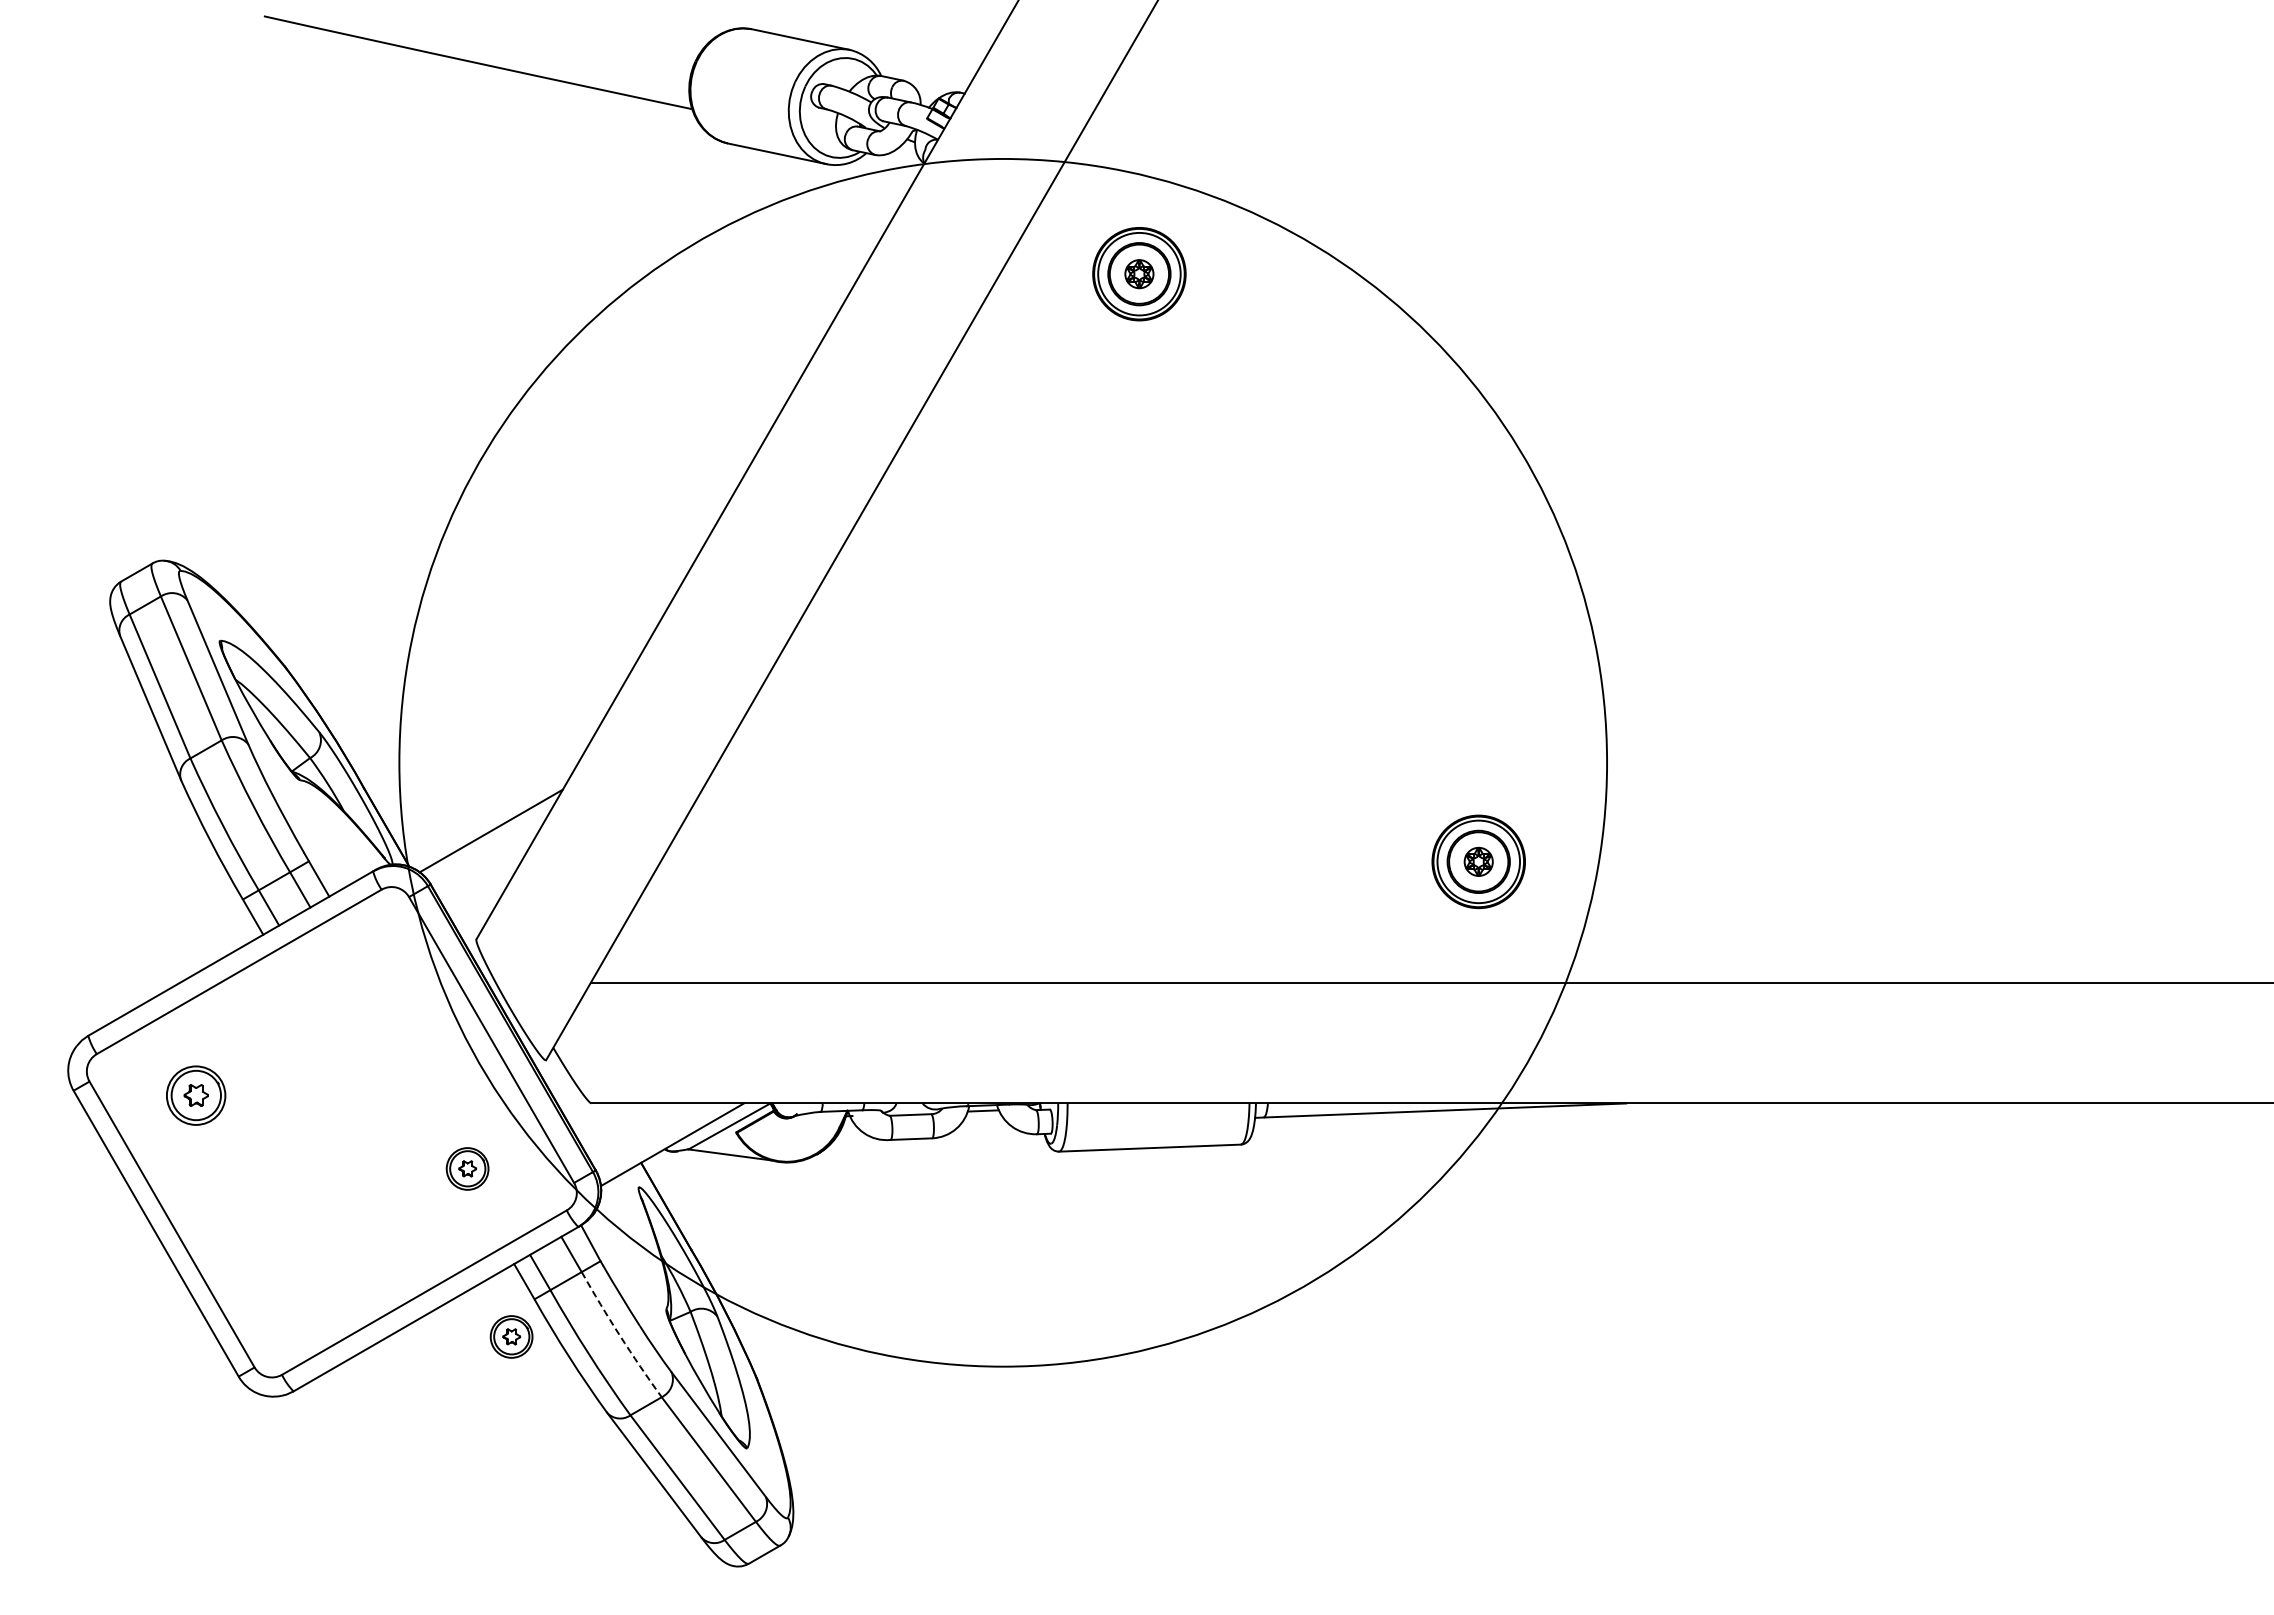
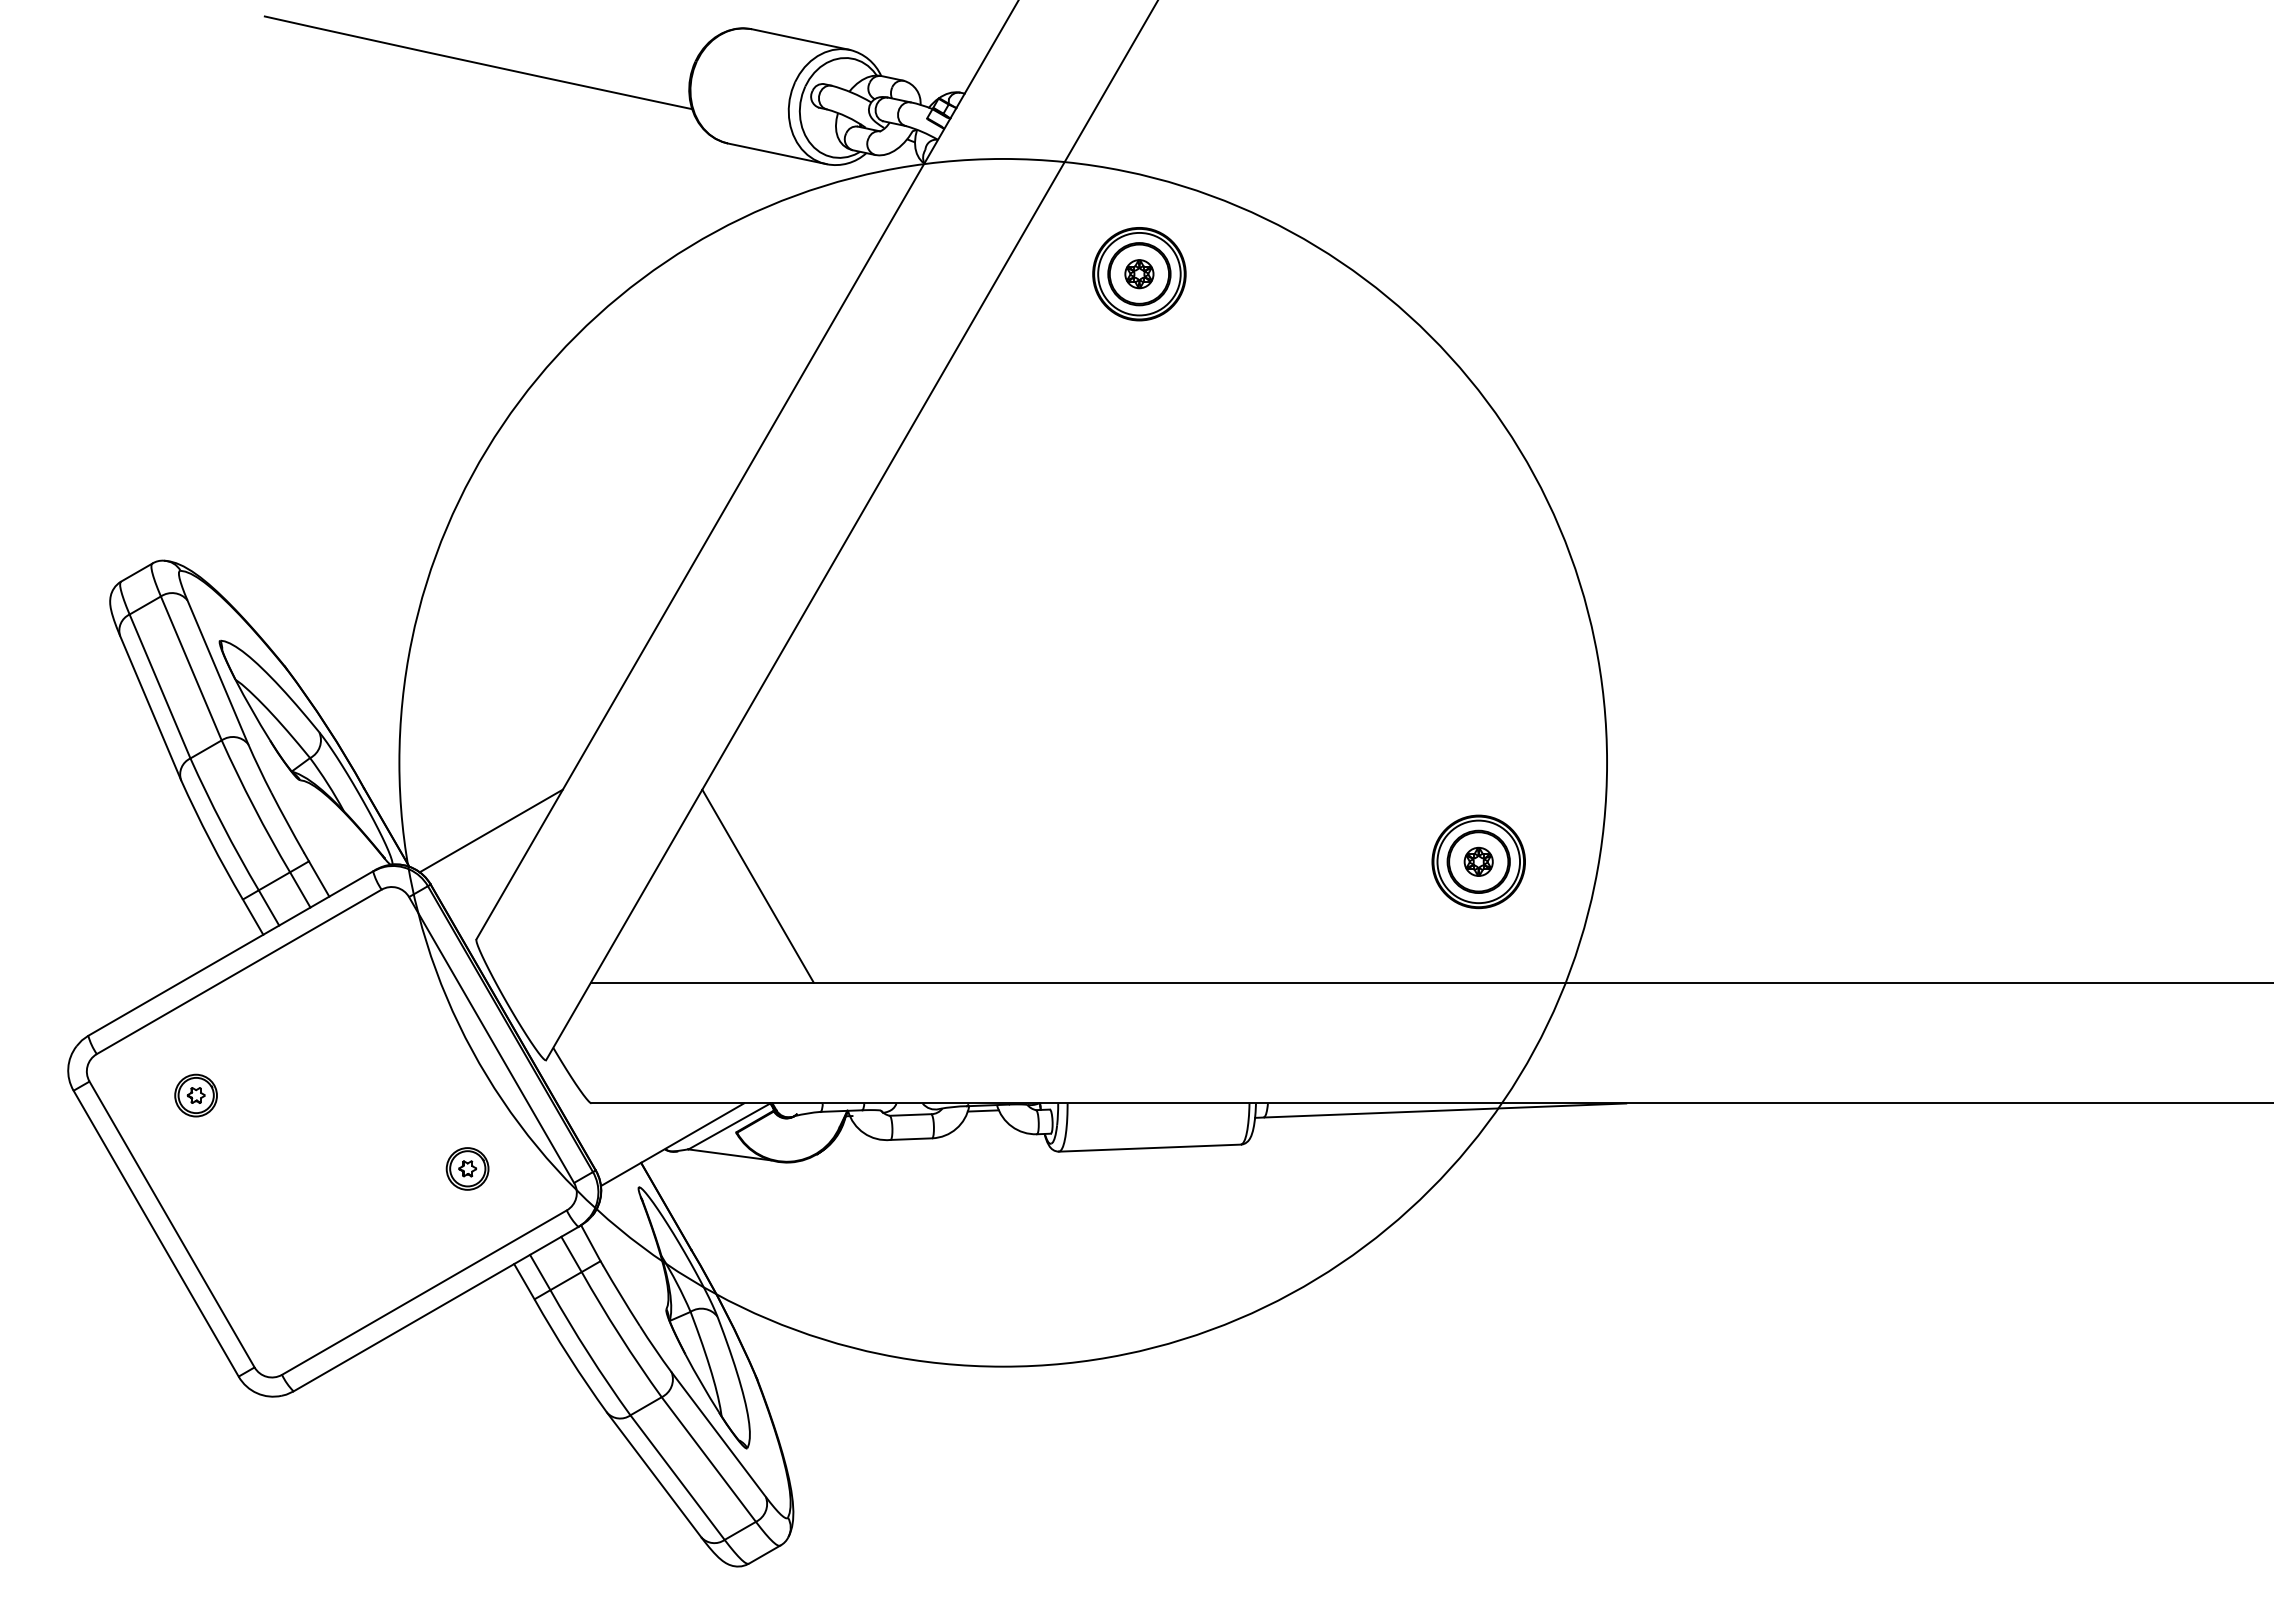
line: none -> present (757, 885)
part size: 61x61 px -> 44x45 px (195, 1095)
arc: dashed -> solid (620, 1335)
part: present -> none (511, 1336)
